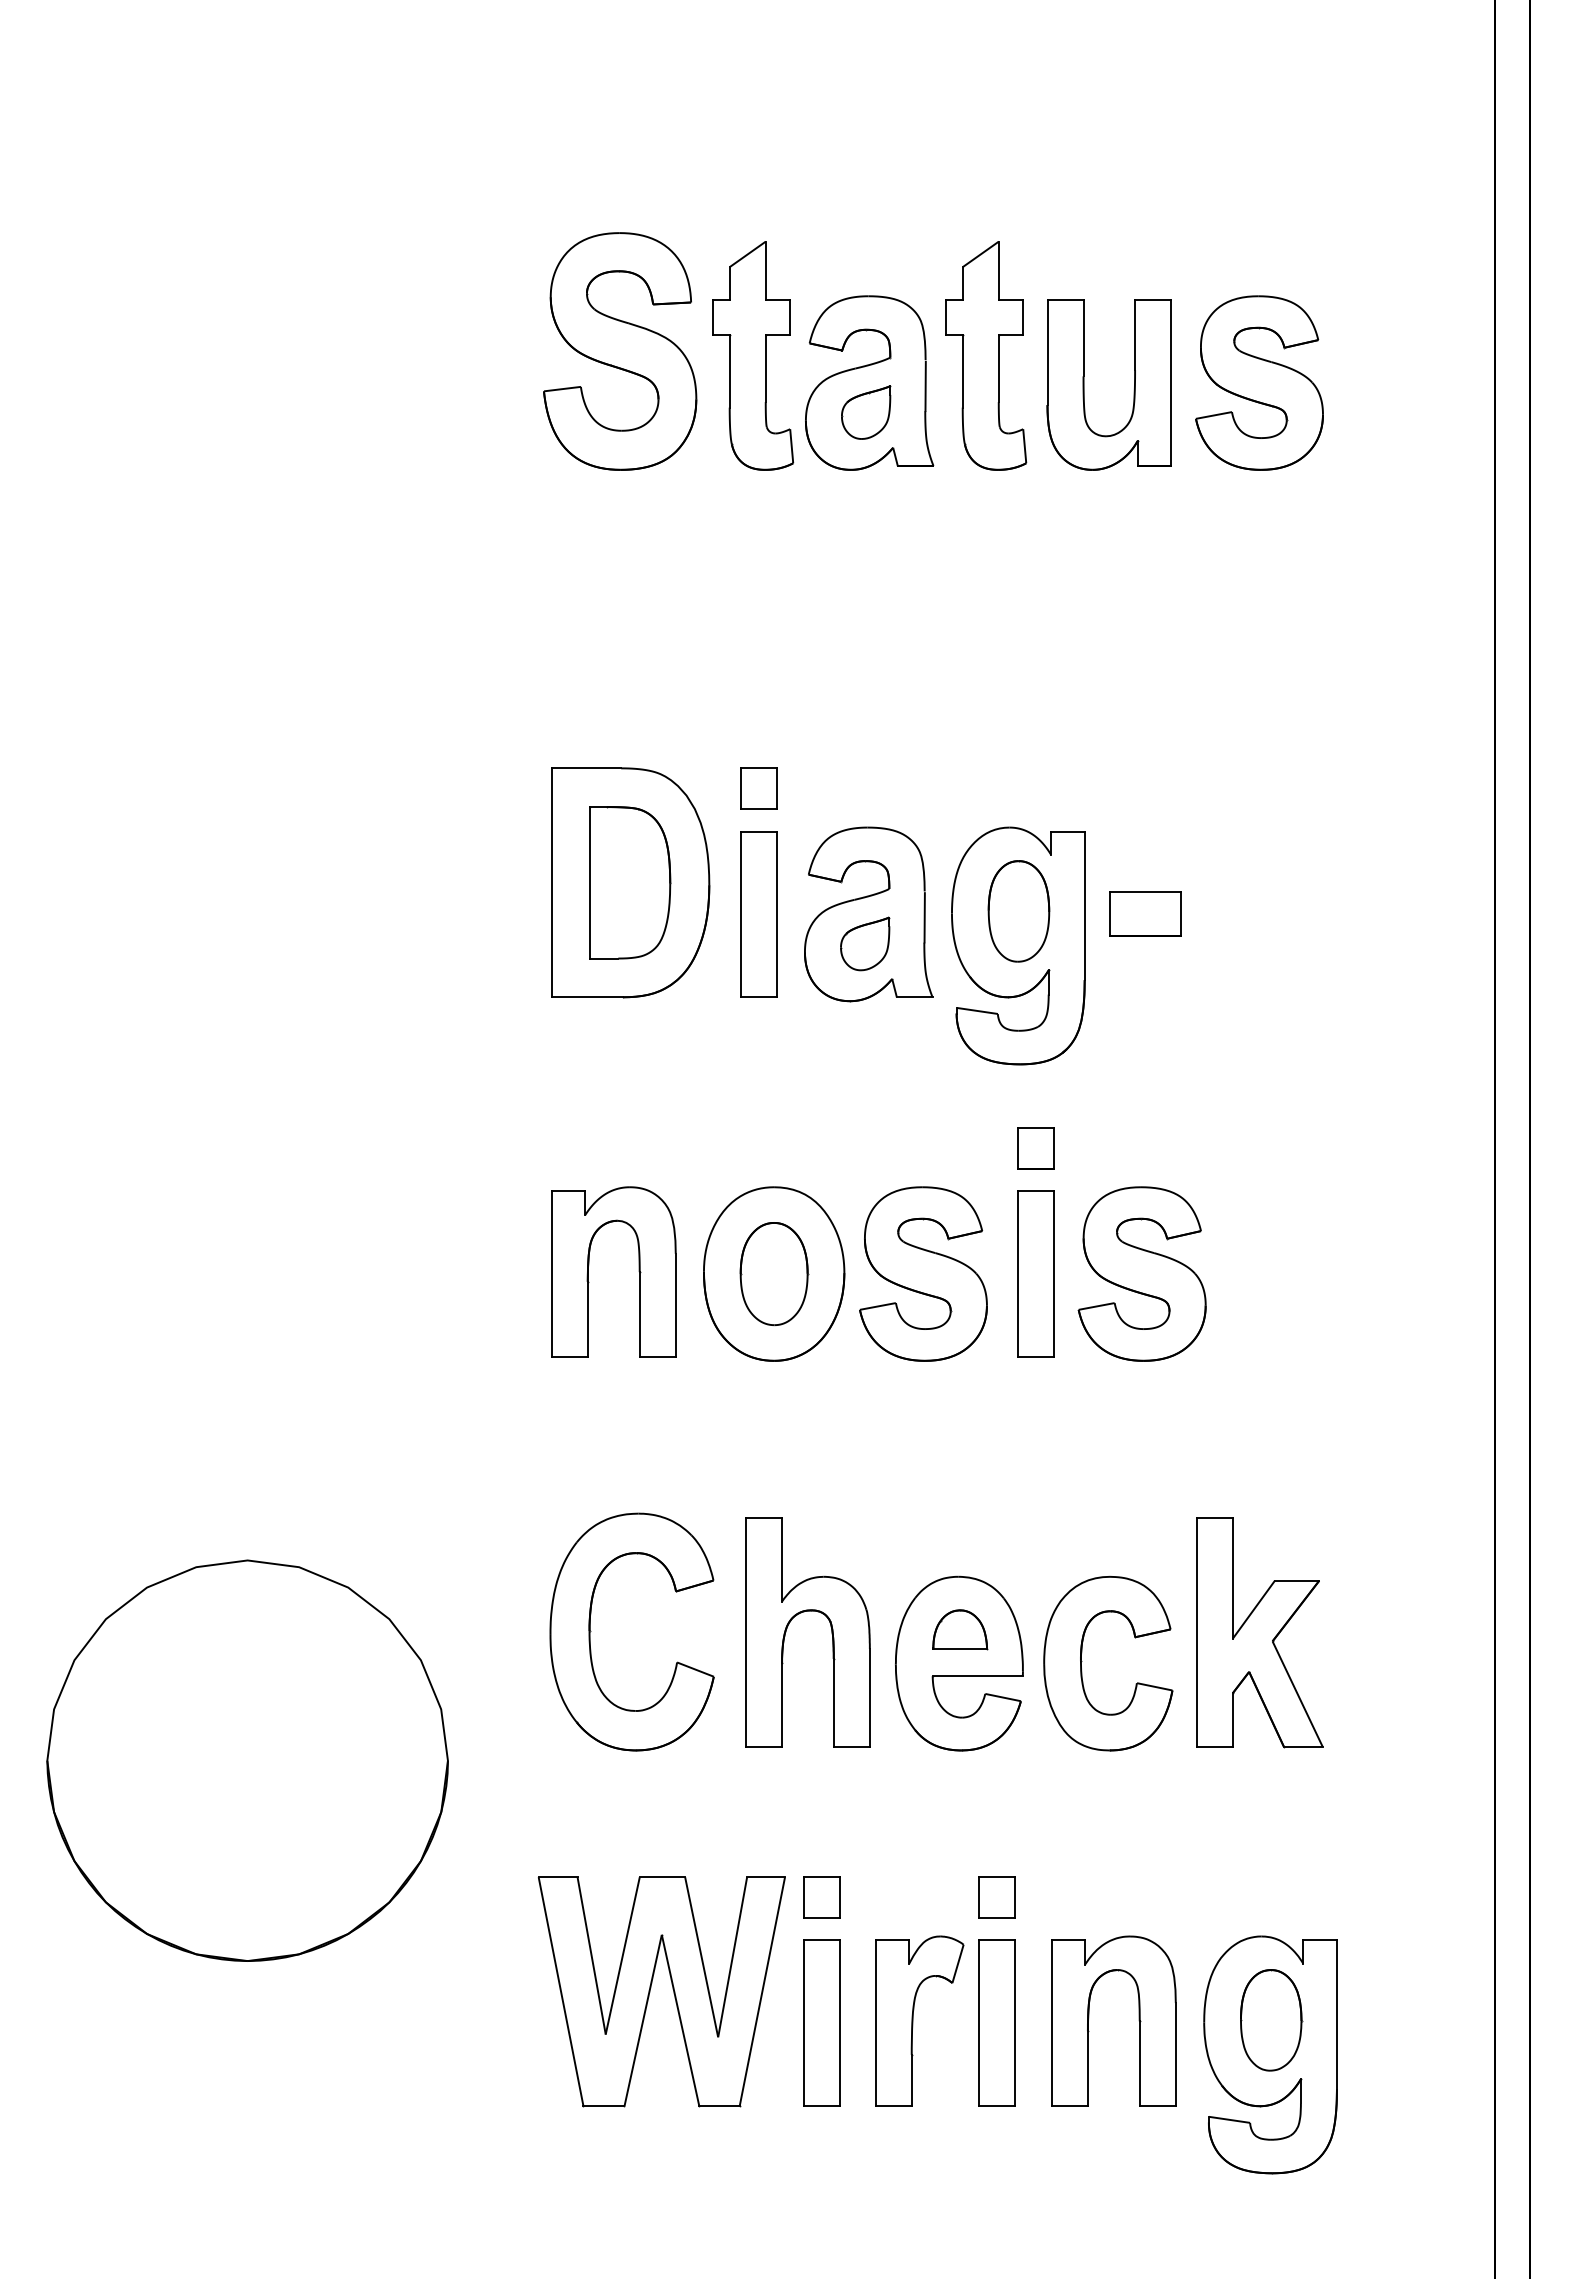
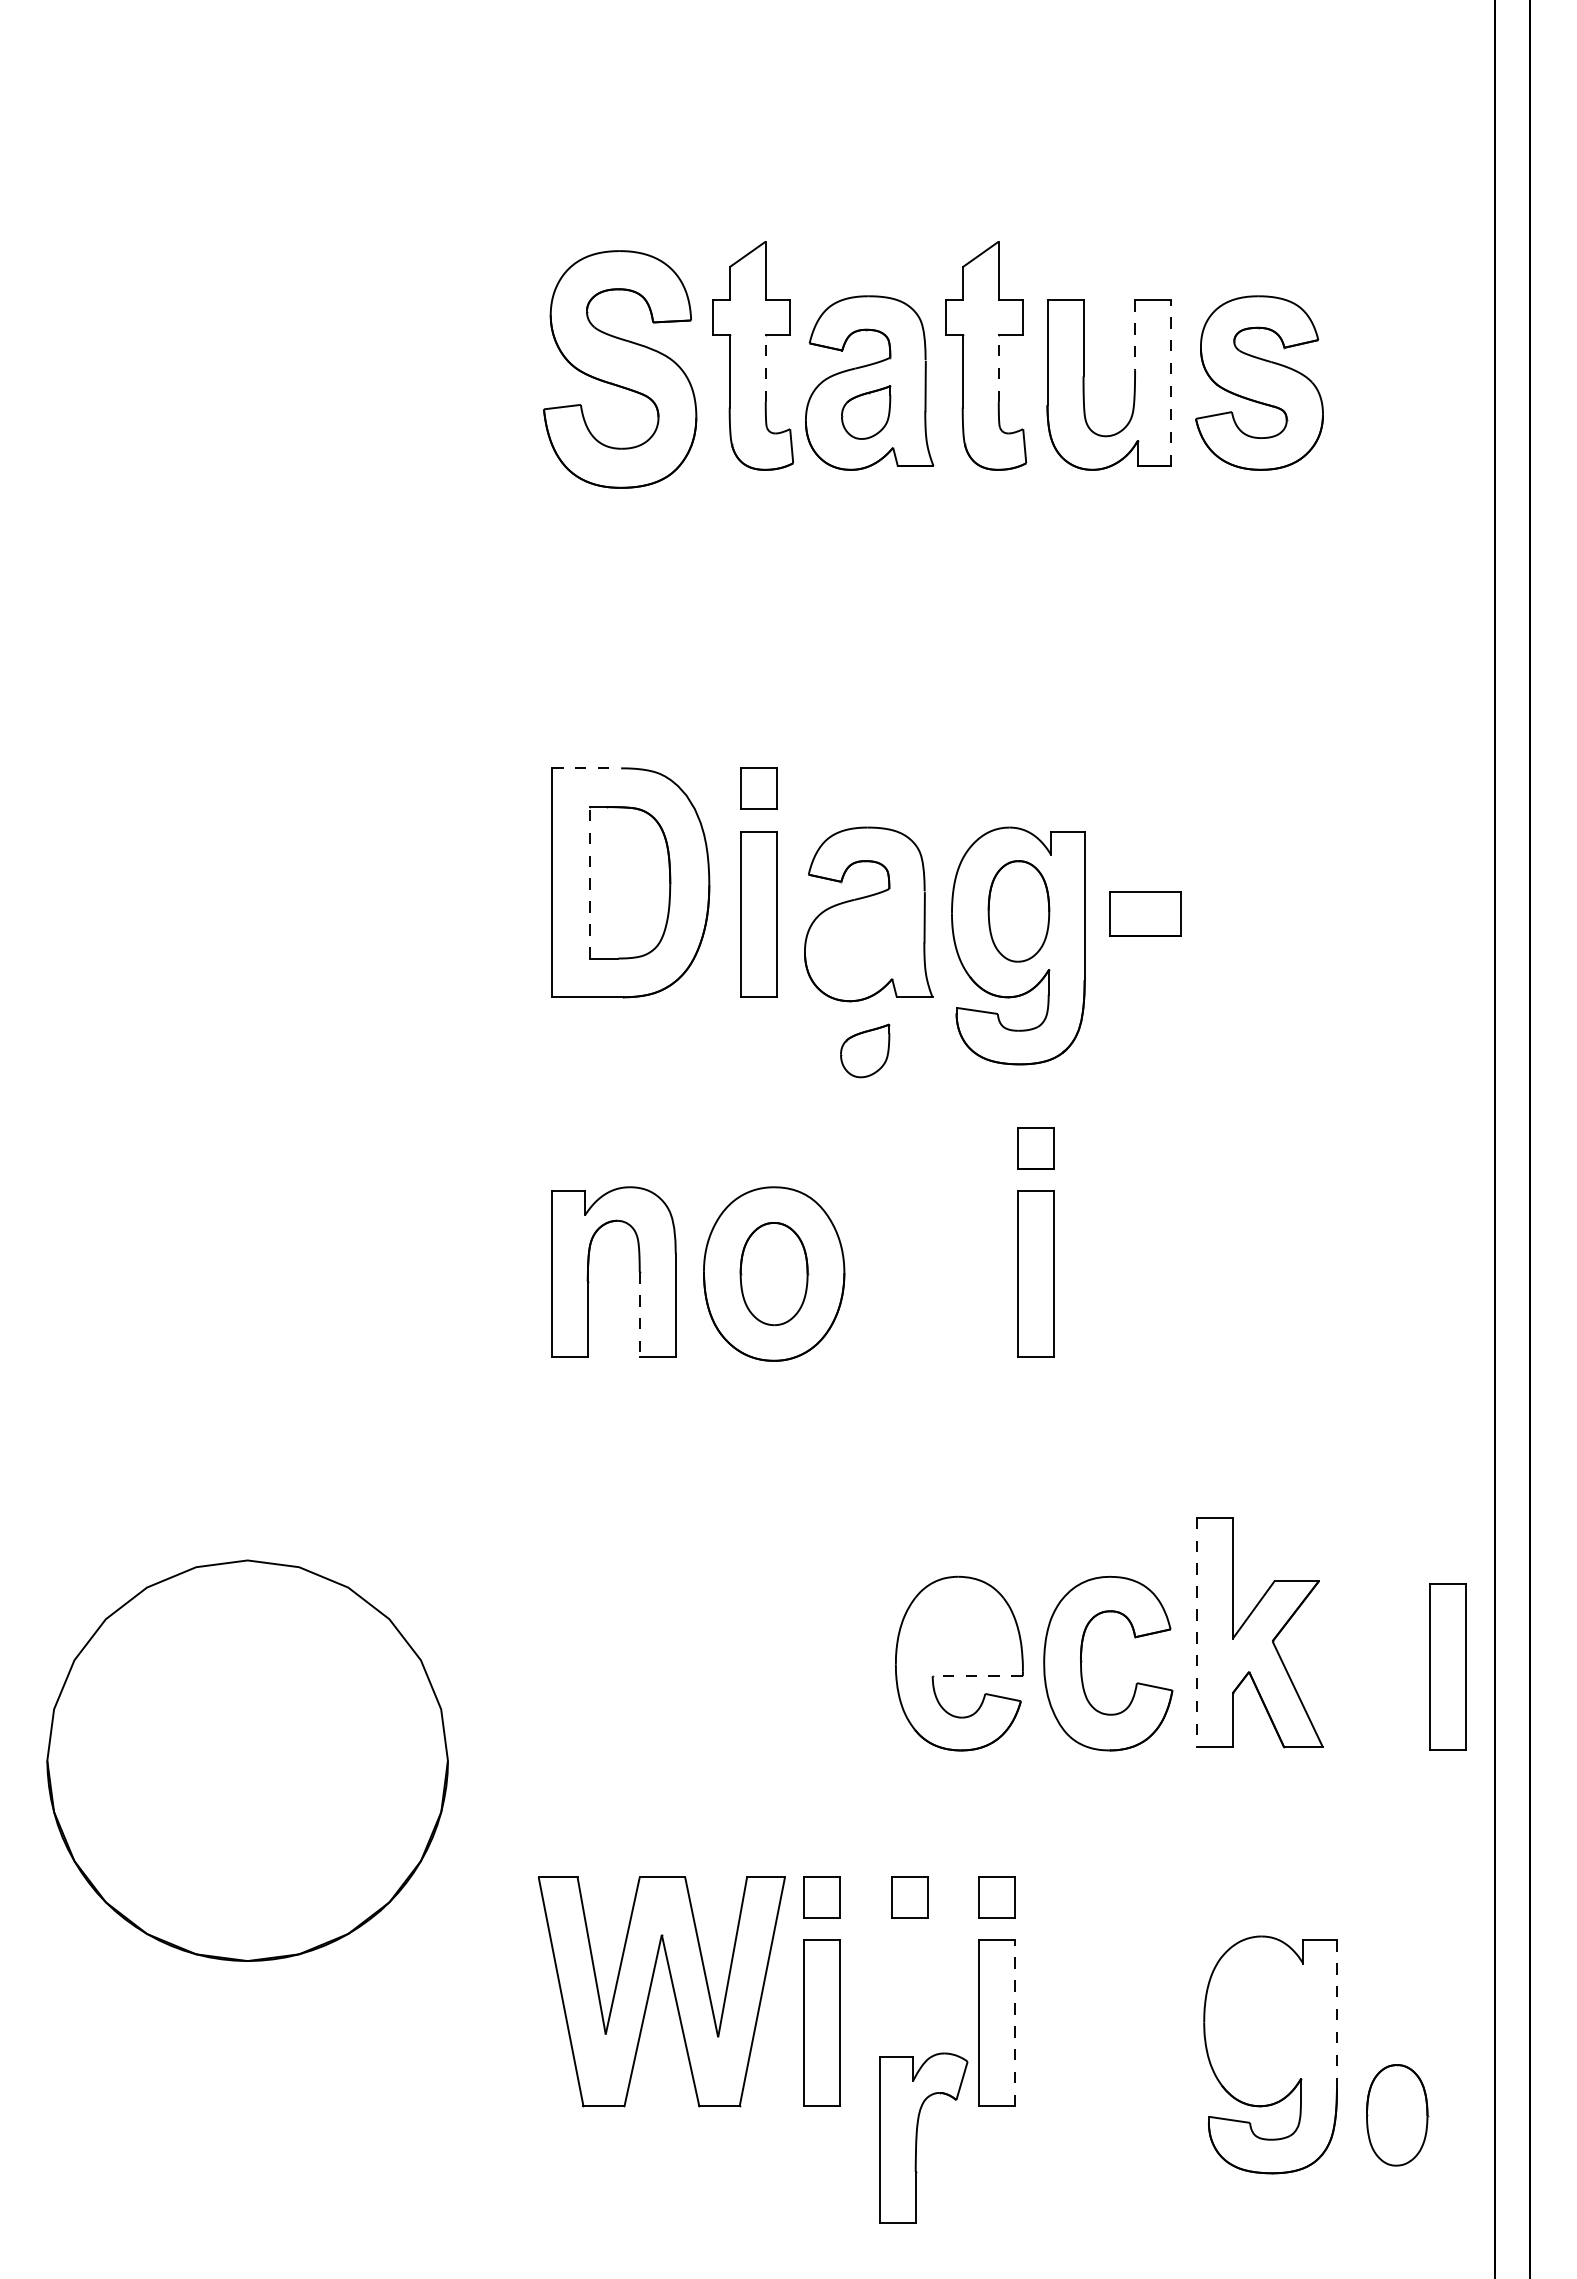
line: solid -> dashed (1135, 335)
part position: (620, 351) -> (620, 369) (620, 369)
line: solid -> dashed (765, 368)
line: solid -> dashed (998, 368)
line: solid -> dashed (1171, 383)
line: solid -> dashed (586, 768)
line: solid -> dashed (589, 882)
part position: (865, 943) -> (865, 1050) (865, 1050)
part: present -> none (923, 1273)
part: present -> none (1141, 1273)
line: solid -> dashed (639, 1315)
part: present -> none (791, 1621)
part: present -> none (960, 1629)
part: present -> none (591, 1631)
line: solid -> dashed (1196, 1632)
part: none -> present (1447, 1666)
line: solid -> dashed (977, 1676)
part: none -> present (909, 1897)
line: solid -> dashed (1336, 2014)
part: present -> none (1089, 2018)
part position: (919, 2020) -> (923, 2137) (923, 2137)
part position: (1271, 2020) -> (1397, 2115) (1397, 2115)
line: solid -> dashed (1015, 2023)
